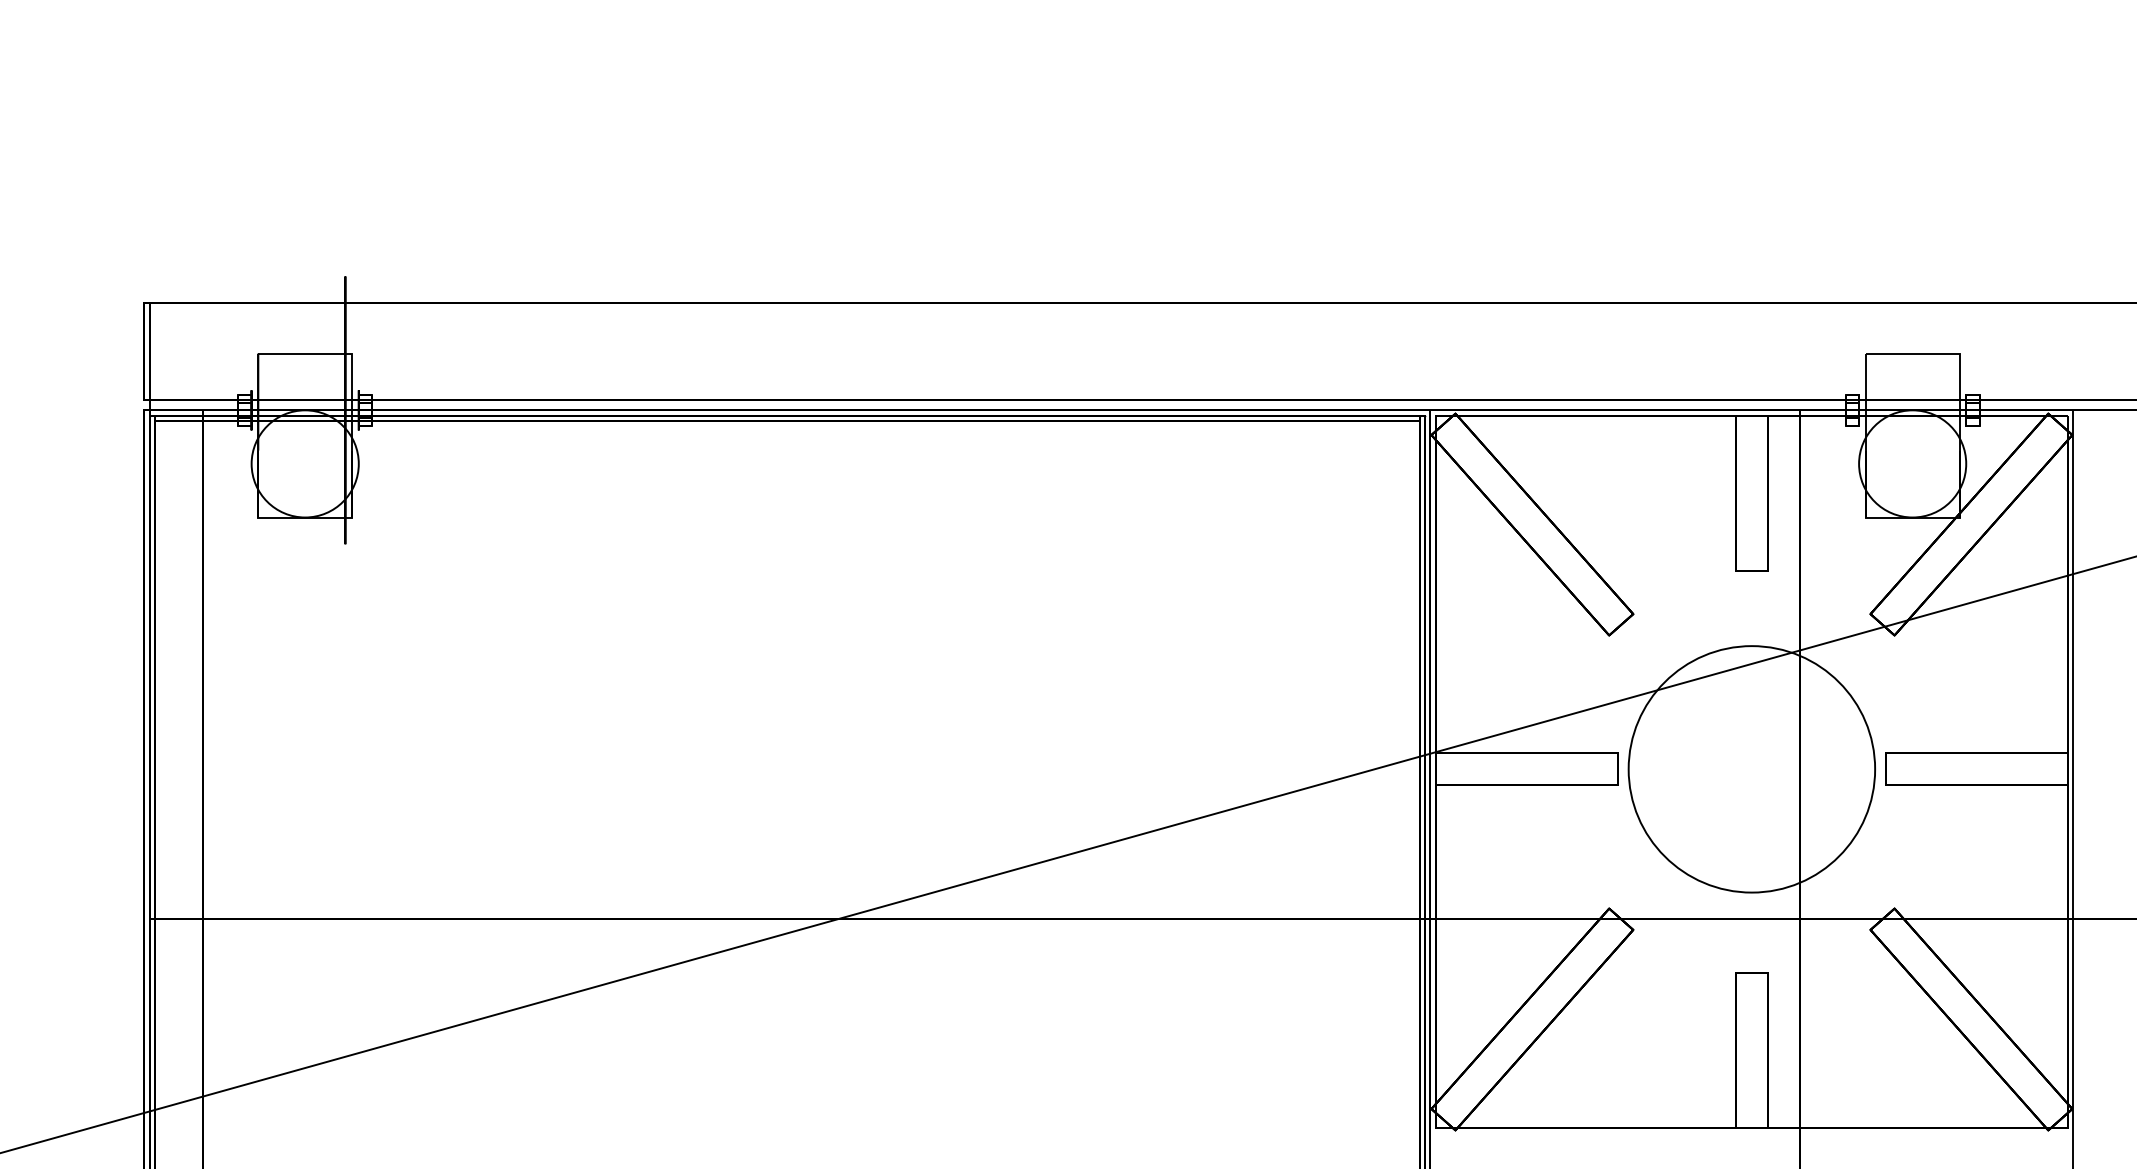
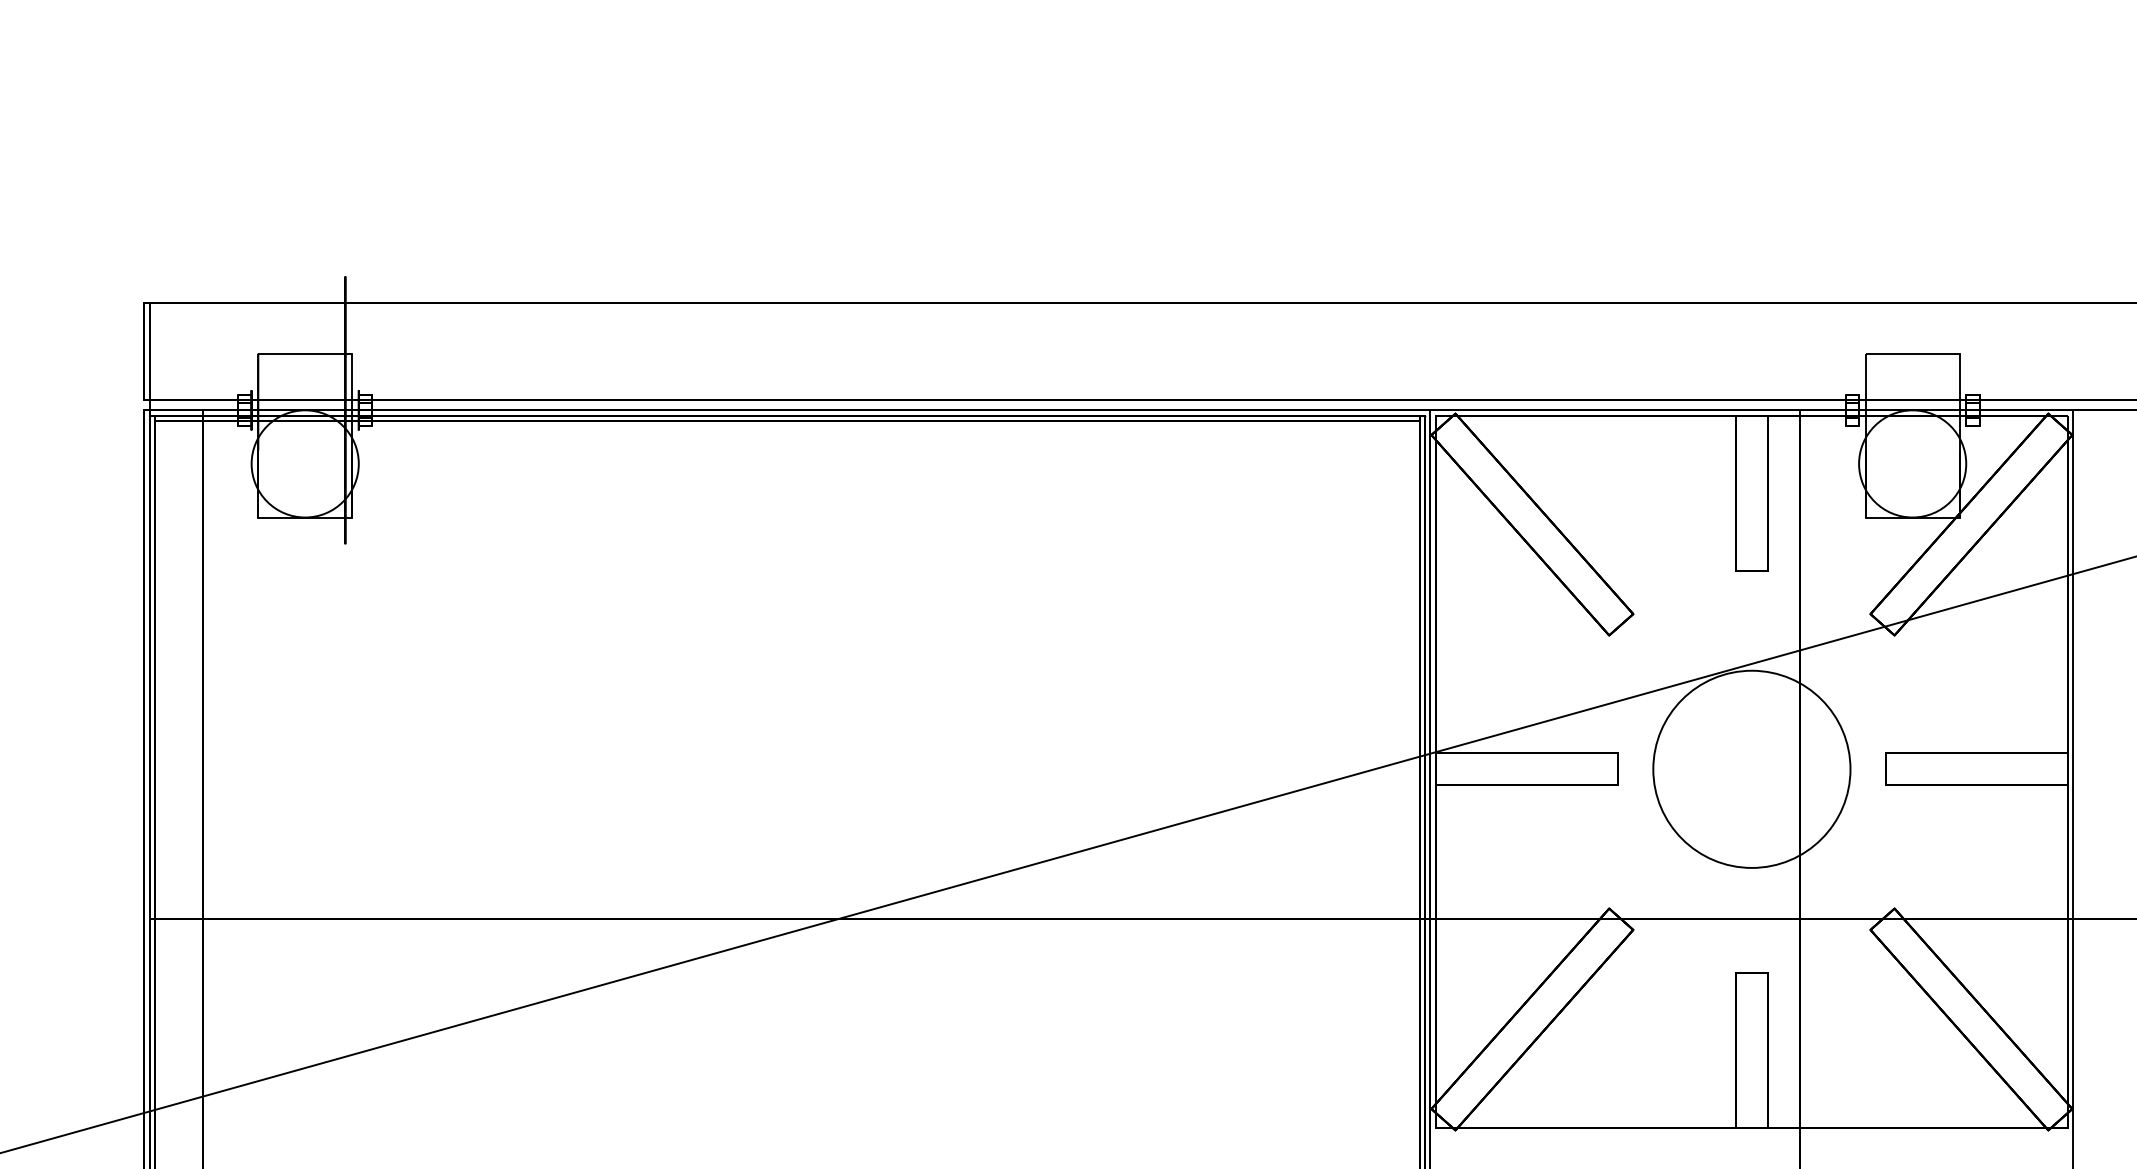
circle diameter: 246 px -> 197 px (1751, 768)
